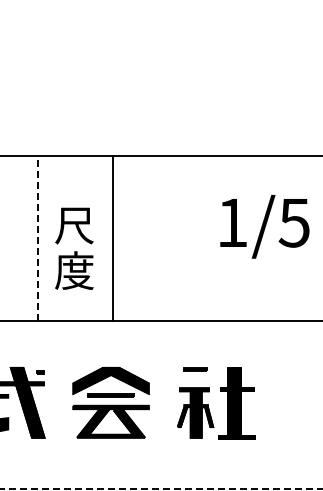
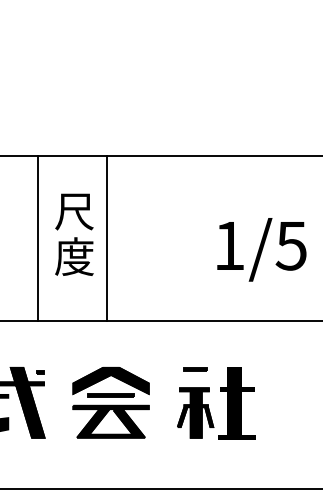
text position: (264, 226) -> (261, 249) (261, 249)
line: dashed -> solid (38, 238)
line position: (112, 238) -> (106, 238) (106, 238)
text position: (74, 248) -> (74, 234) (74, 234)
line: dashed -> solid (161, 489)
